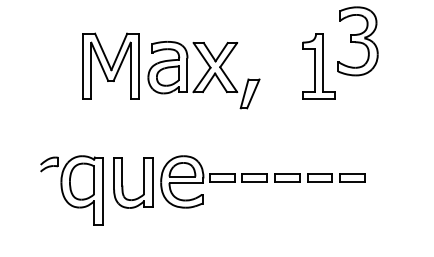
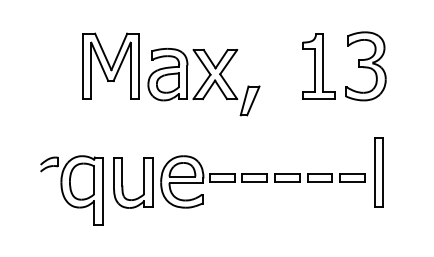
part position: (357, 41) -> (365, 66) (365, 66)
part position: (203, 75) -> (203, 82) (203, 82)
part: none -> present (378, 172)
